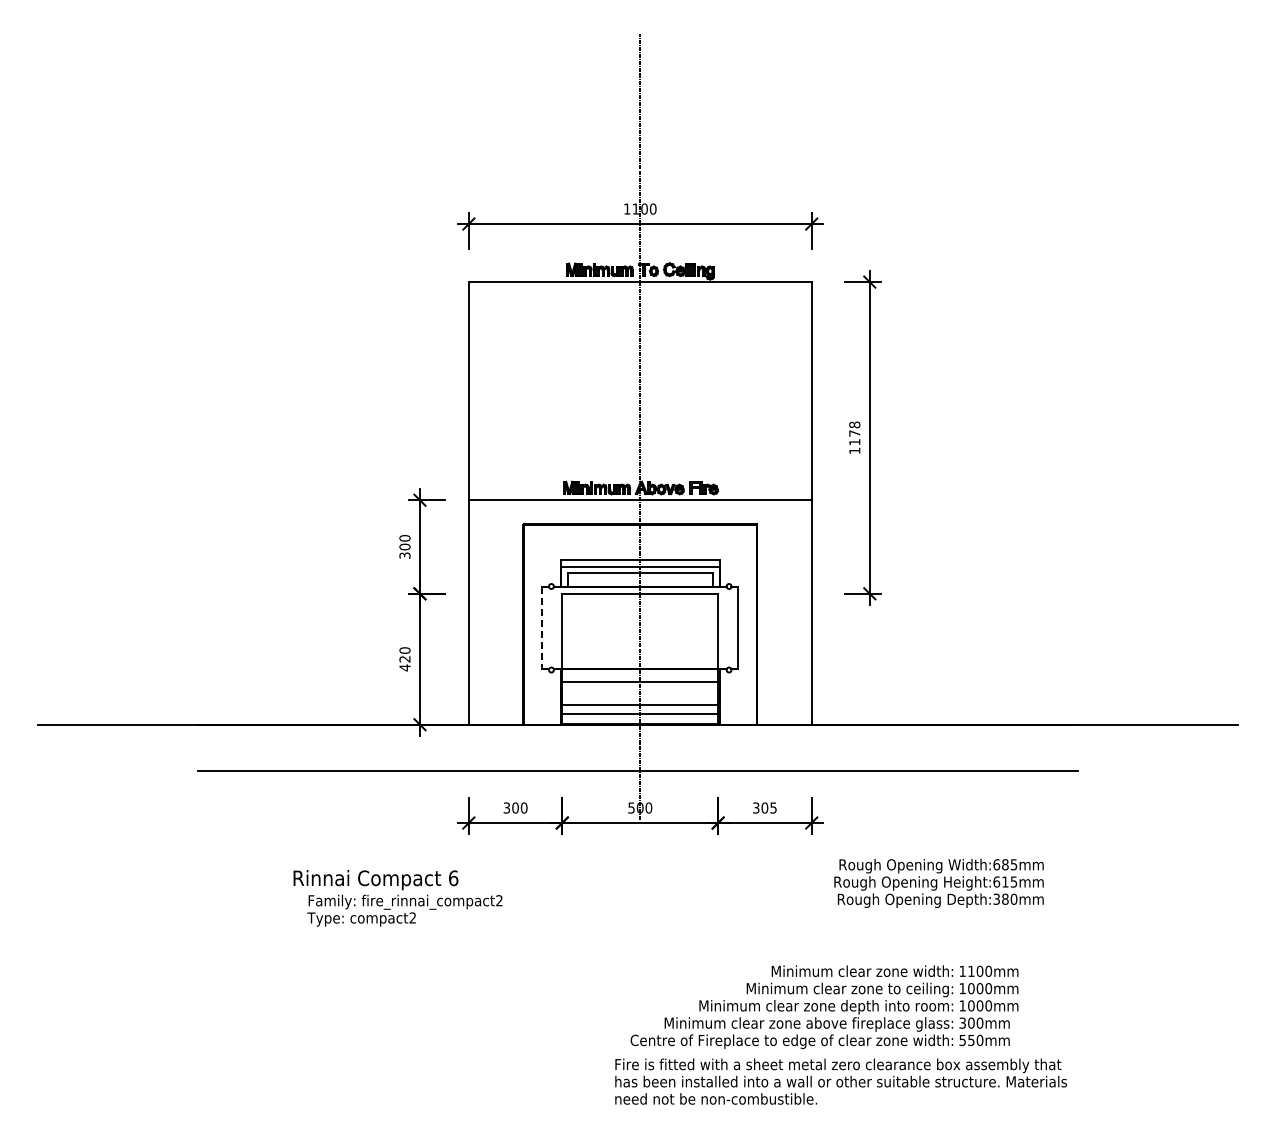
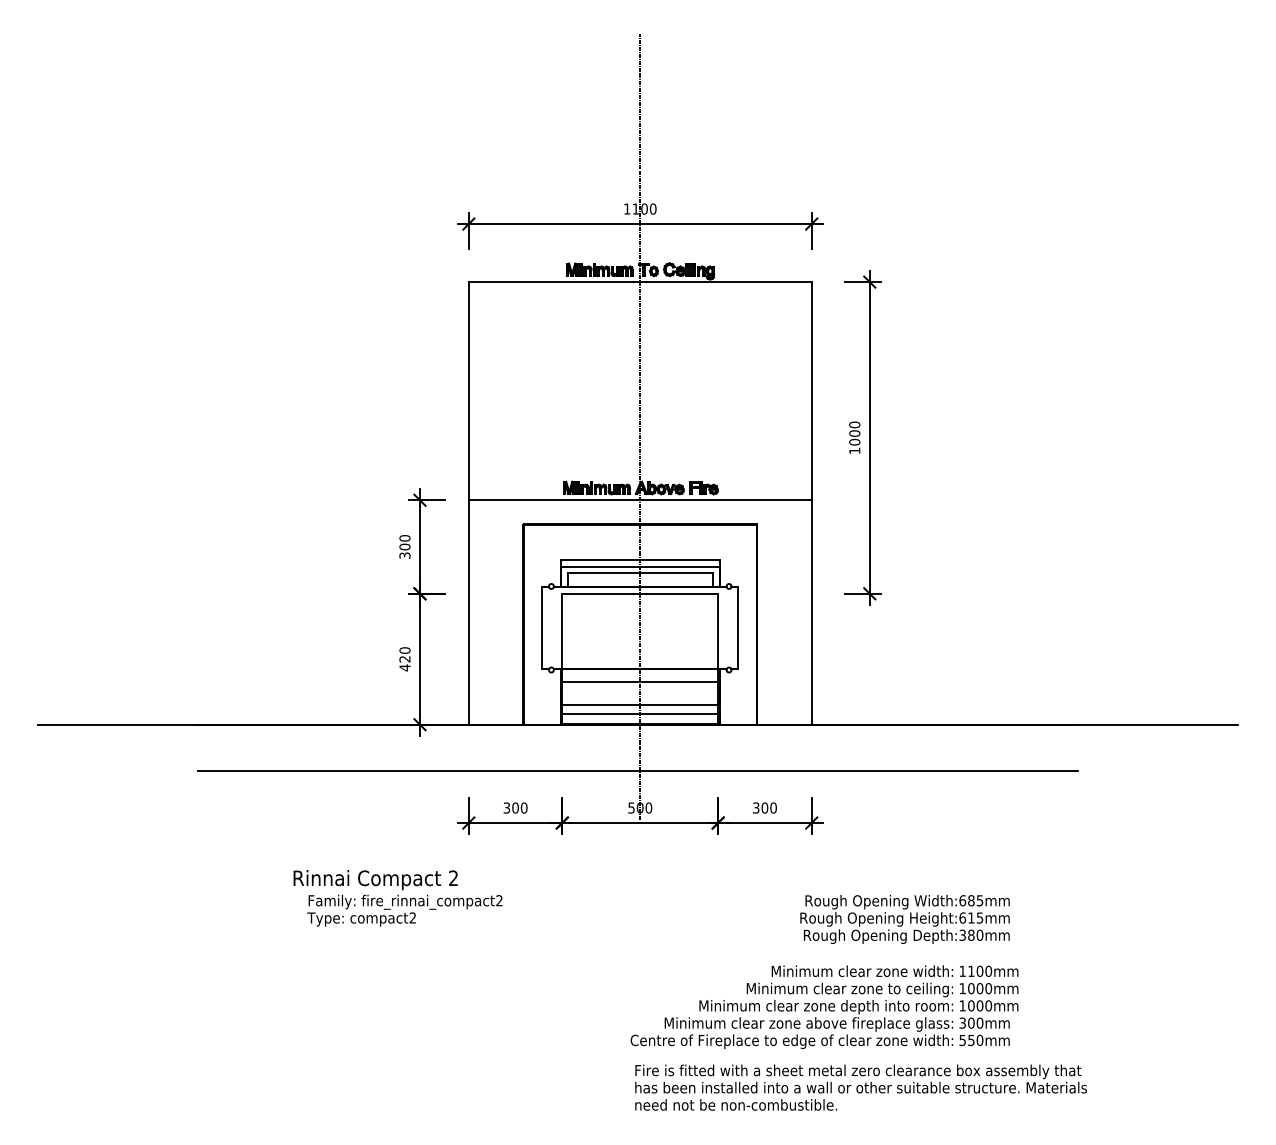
text: 1178 -> 1000 (854, 433)
line: dashed -> solid (542, 628)
text: 305 -> 300 (773, 807)
text: 6 -> 2 (453, 878)
text position: (938, 882) -> (904, 918) (904, 918)
text position: (840, 1081) -> (860, 1087) (860, 1087)
